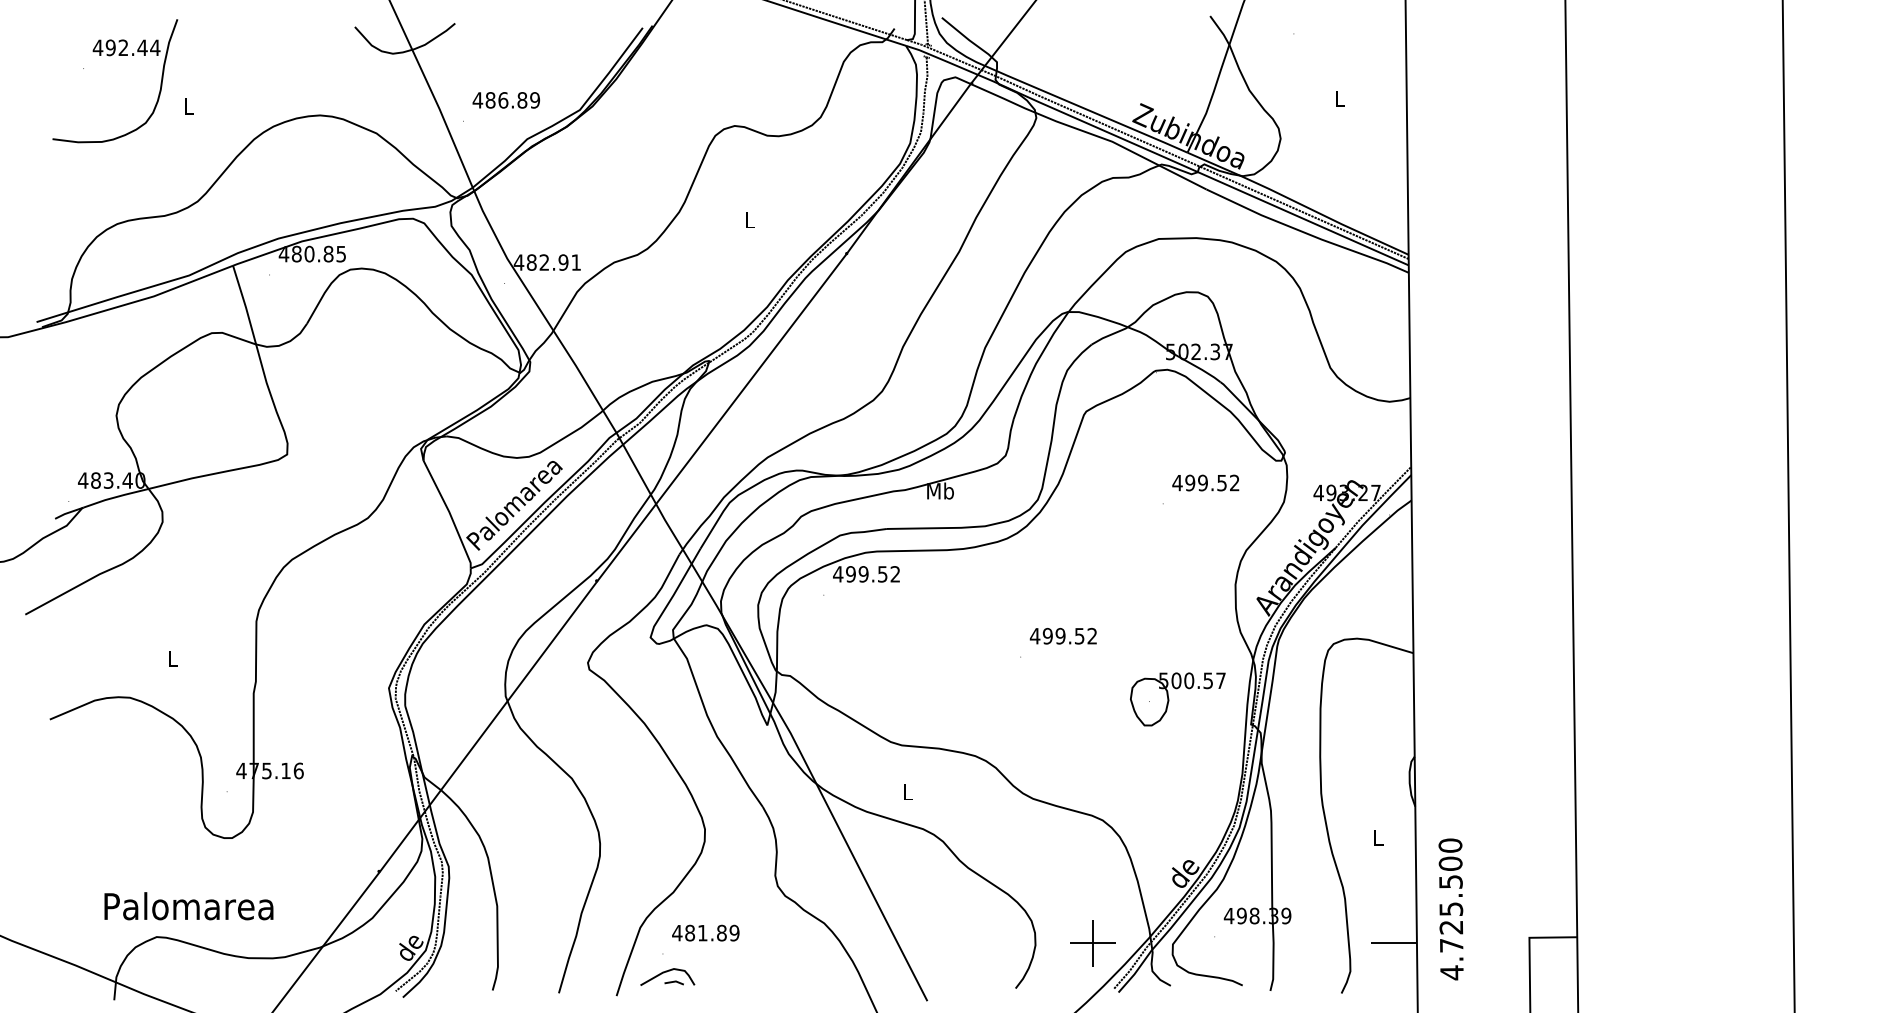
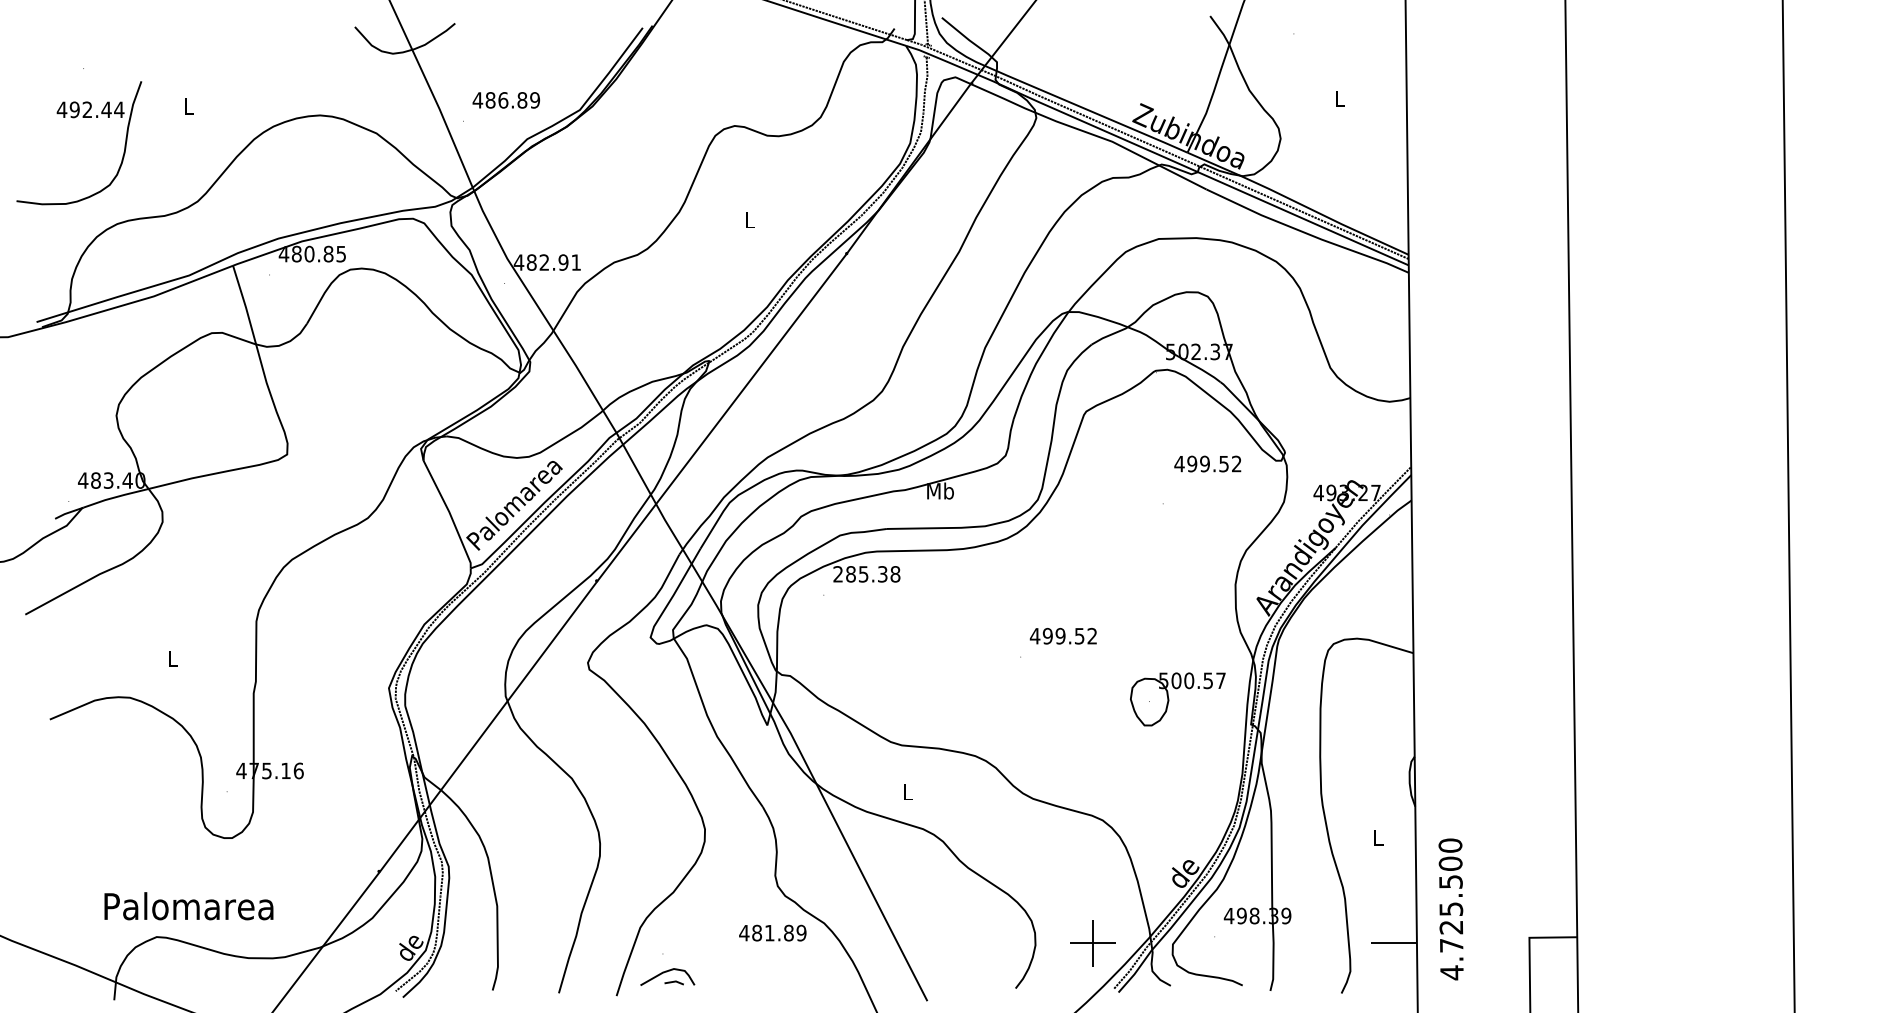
part position: (110, 56) -> (74, 118) (74, 118)
text position: (1205, 482) -> (1207, 463) (1207, 463)
text: 499.52 -> 285.38 (866, 574)
text position: (705, 932) -> (772, 932) (772, 932)
